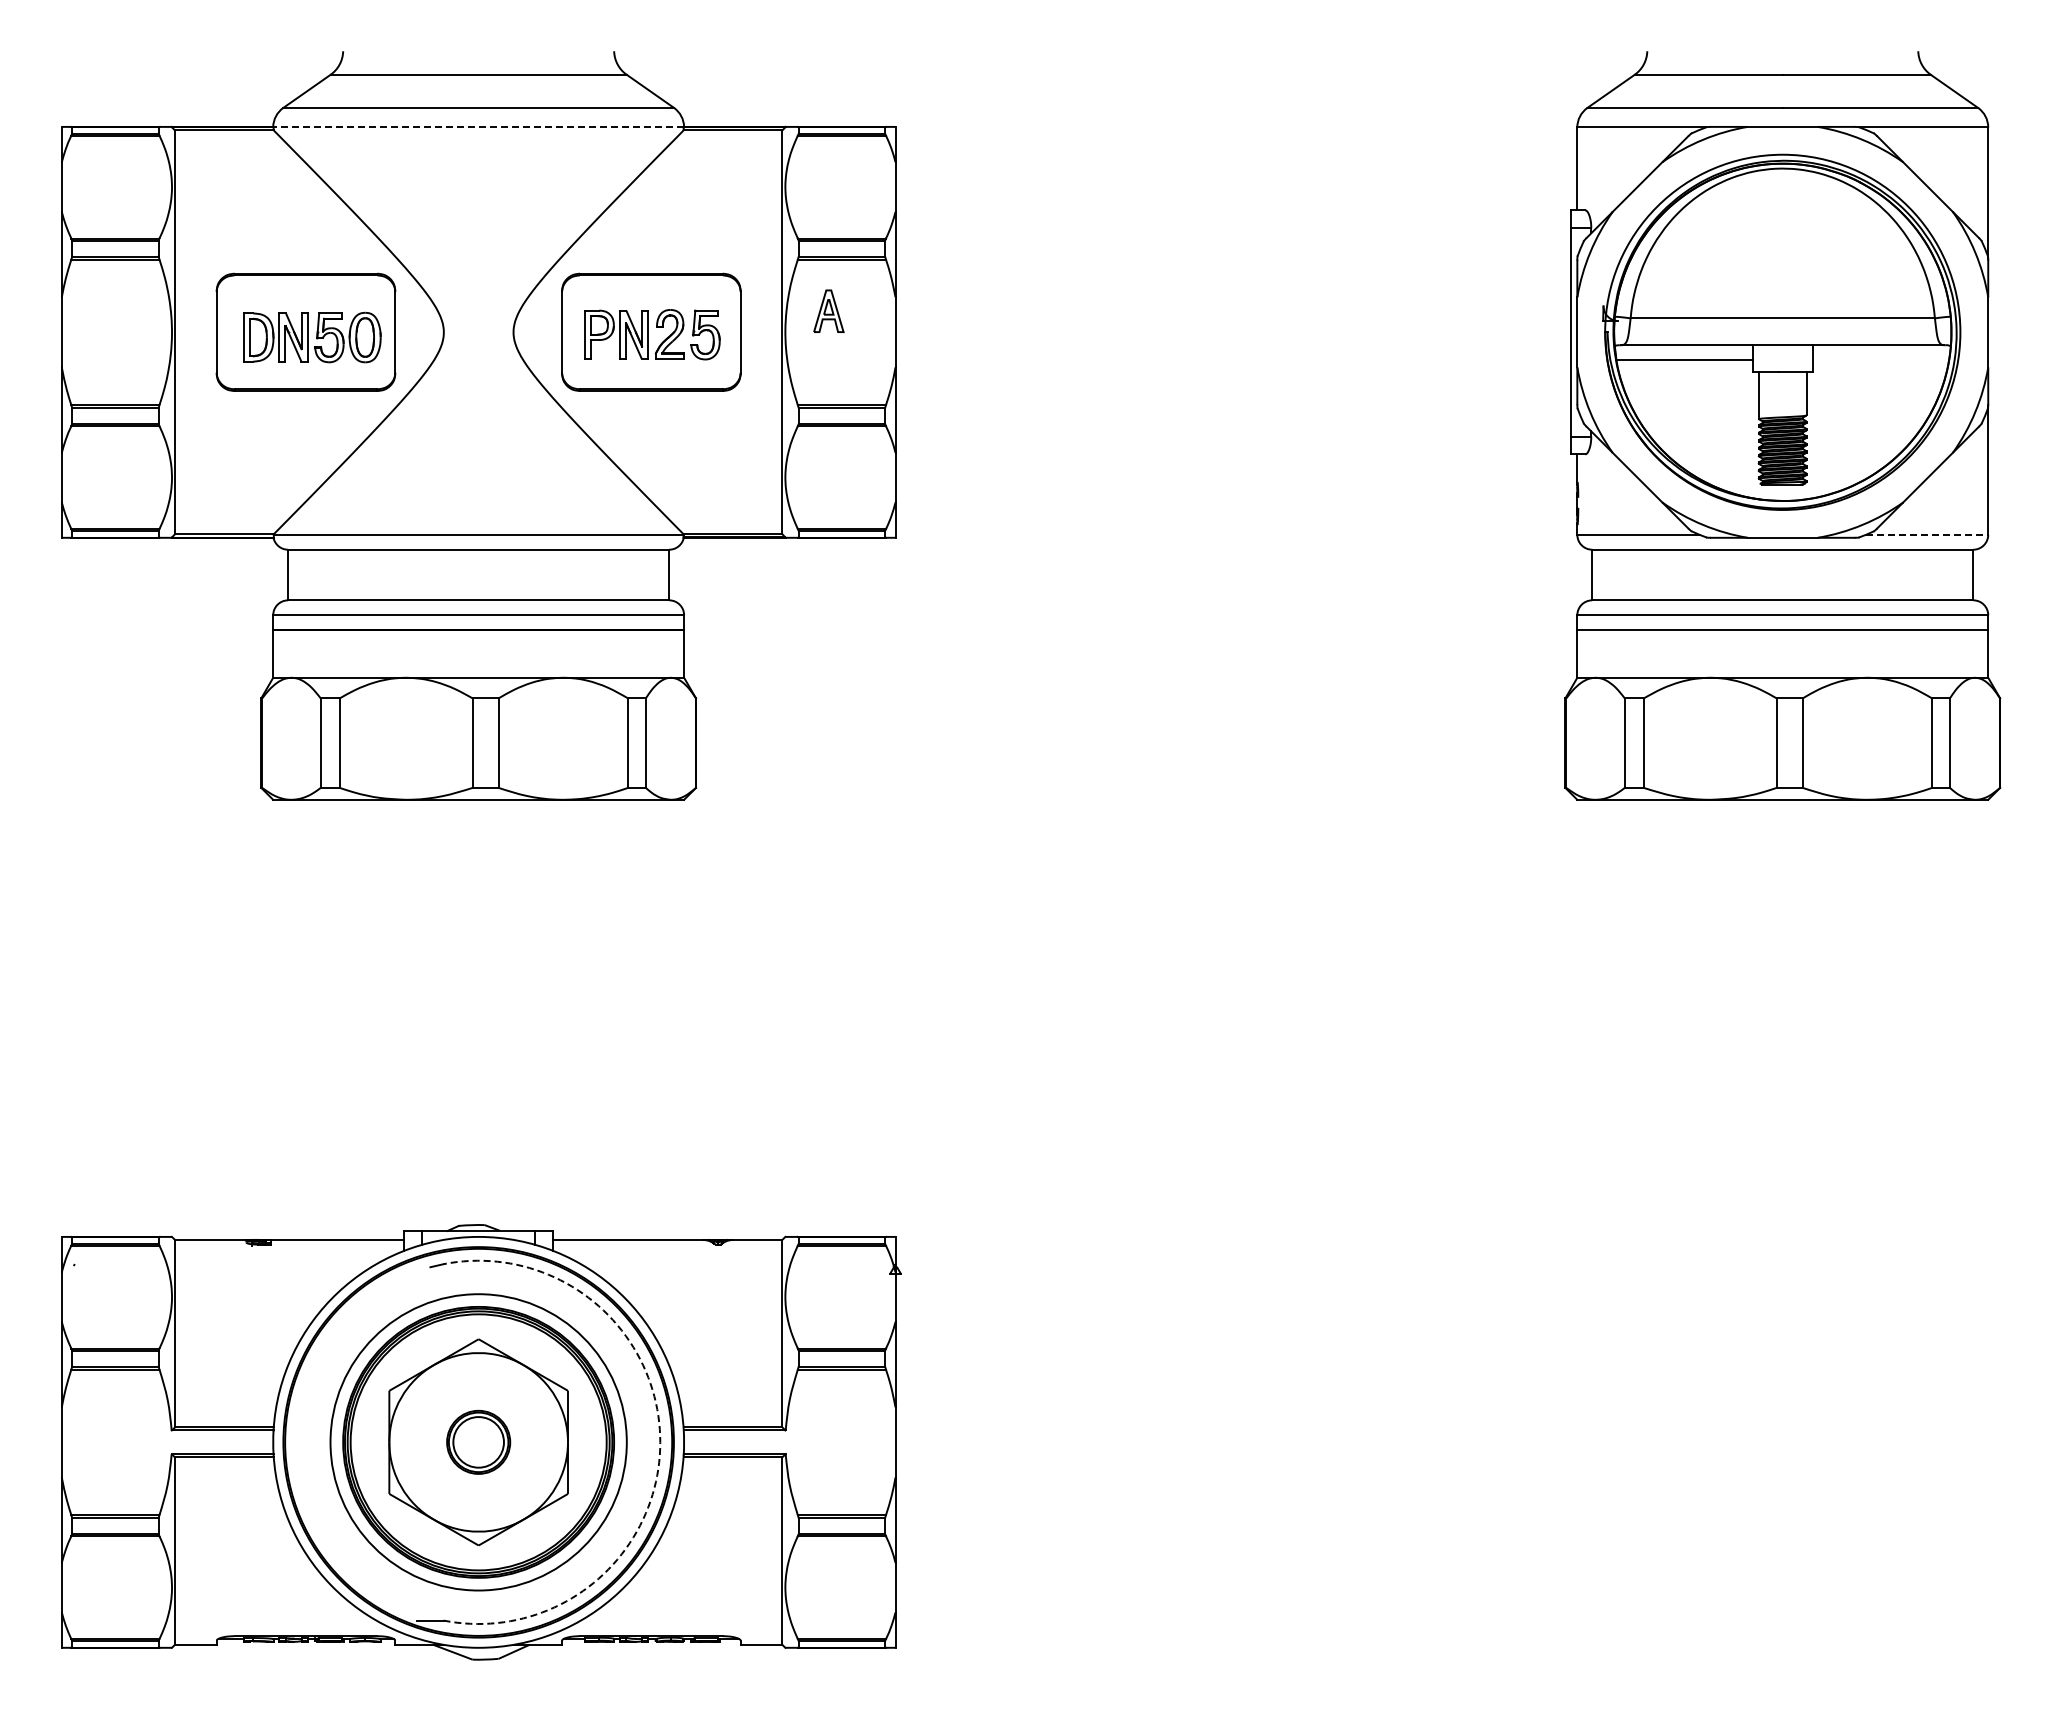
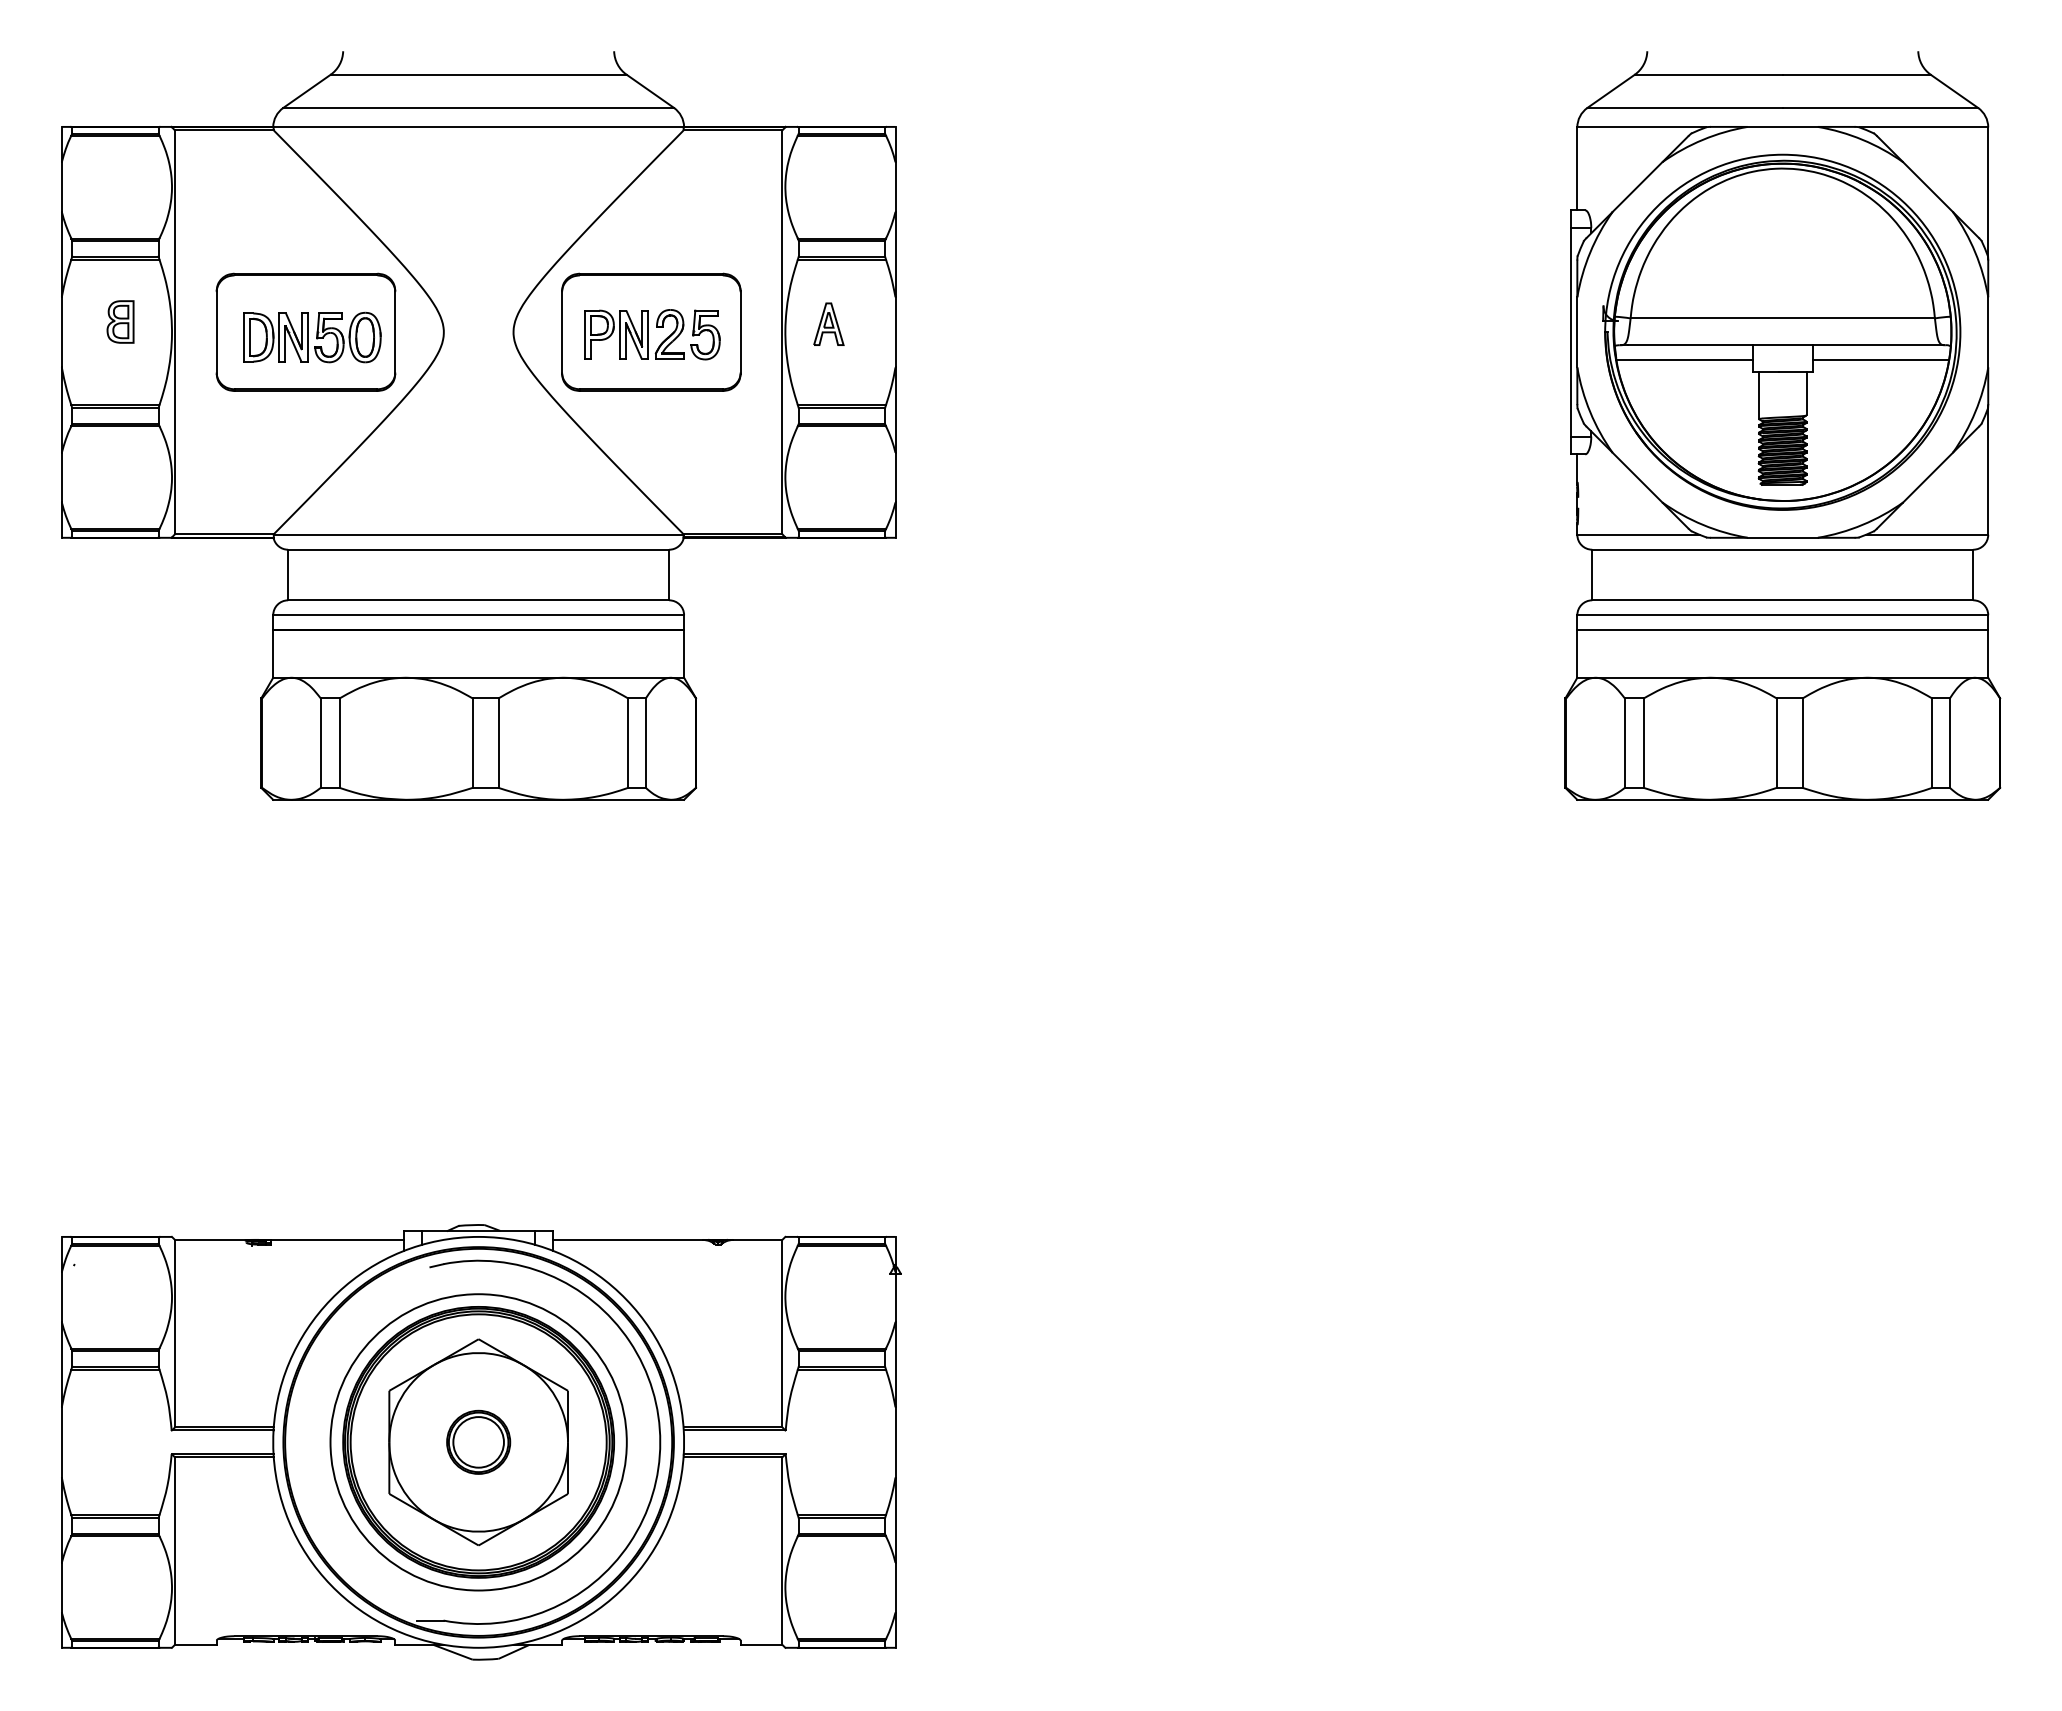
line: dashed -> solid (478, 127)
part position: (828, 310) -> (828, 323) (828, 323)
part: none -> present (120, 321)
line: none -> present (1880, 360)
line: dashed -> solid (1927, 534)
arc: dashed -> solid (660, 1442)
